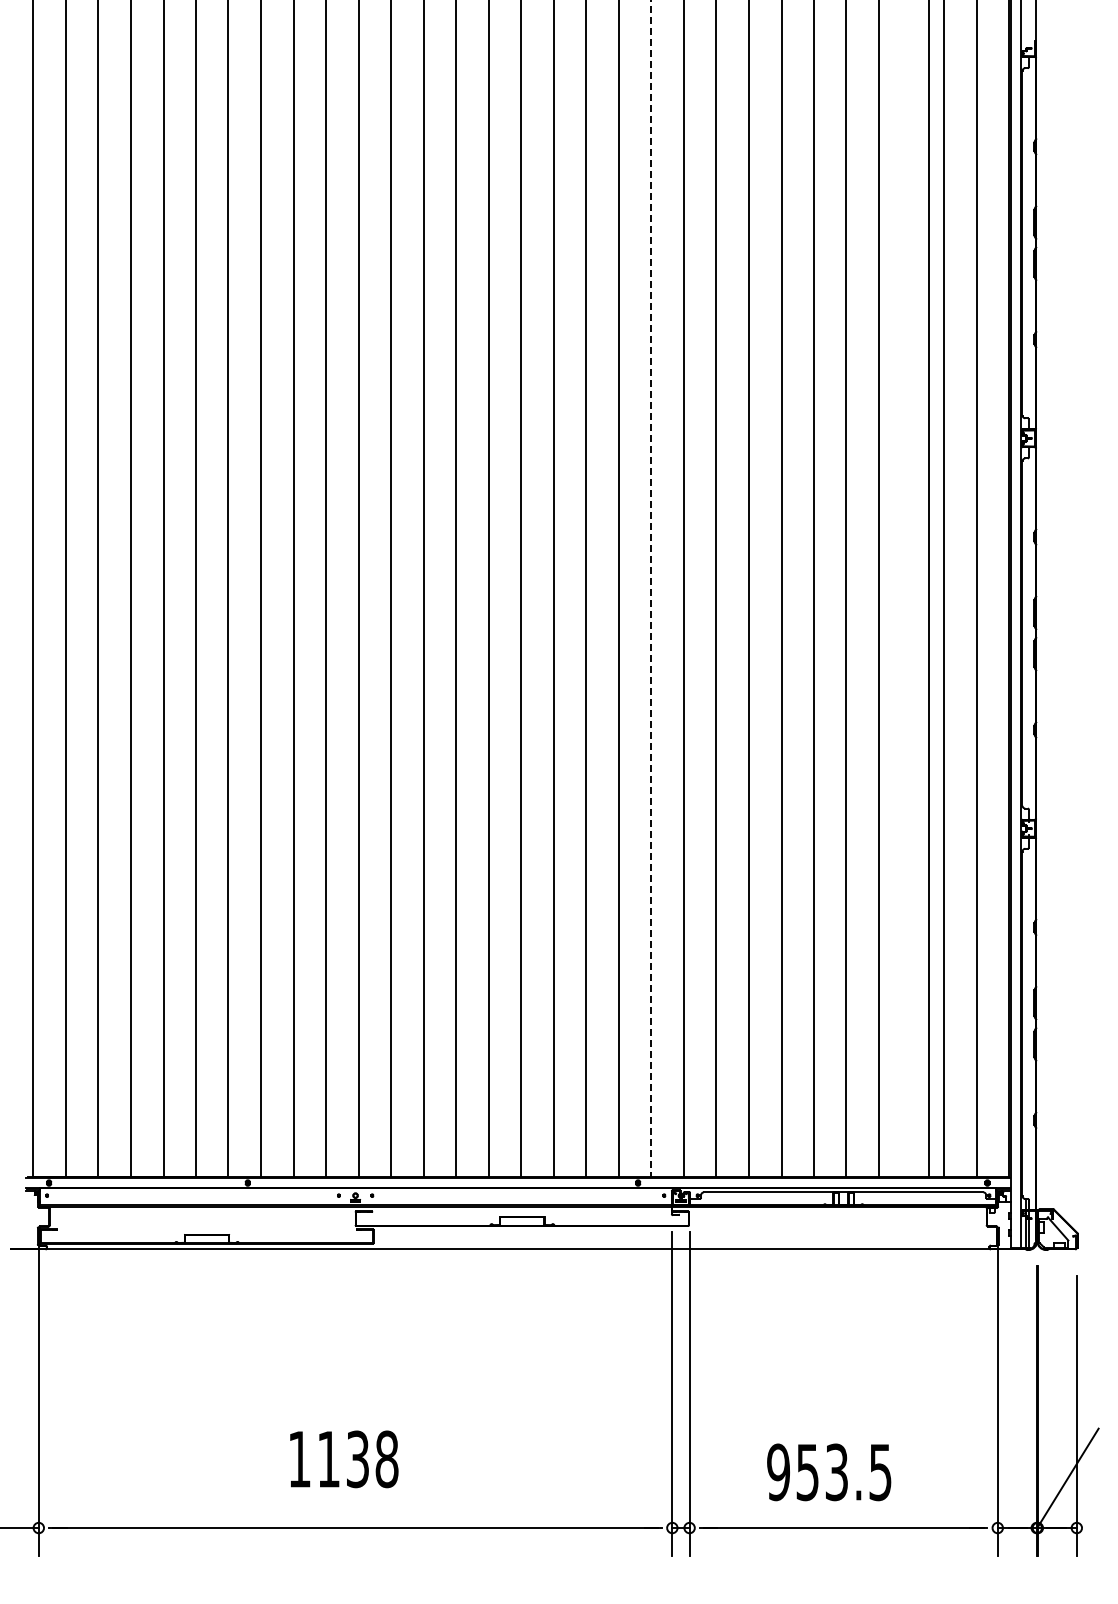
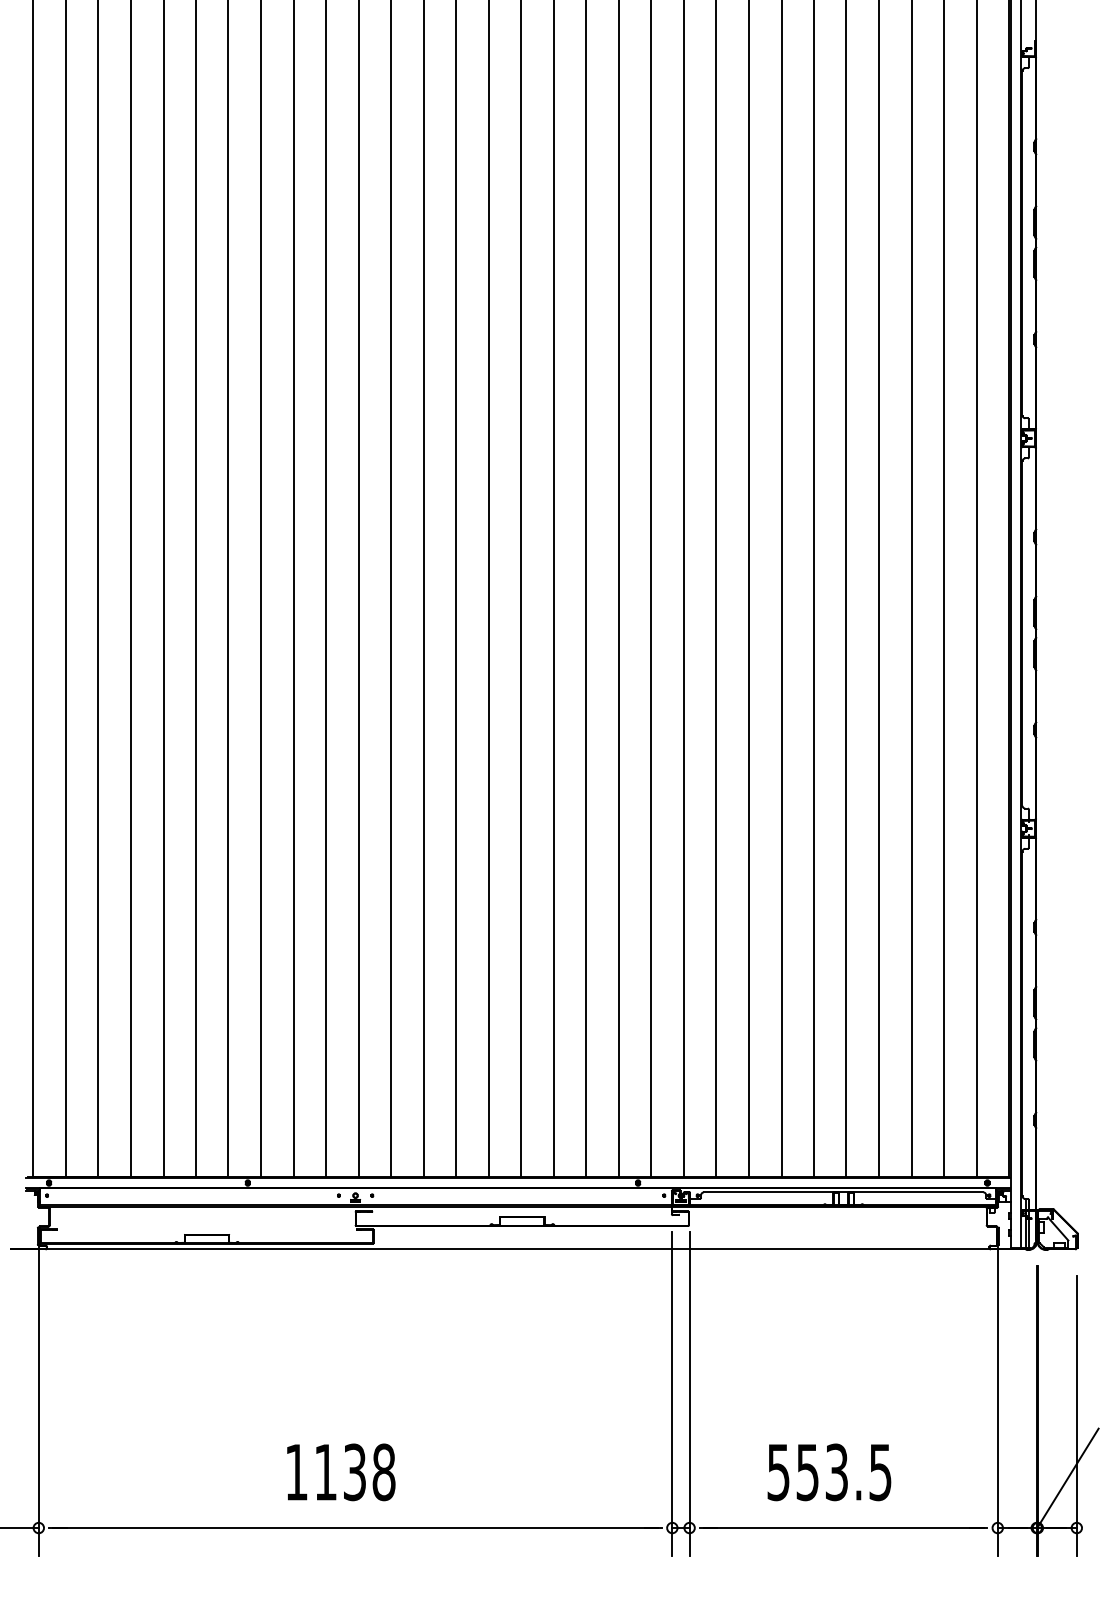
line: dashed -> solid (651, 589)
line position: (928, 589) -> (911, 589) (911, 589)
text position: (344, 1459) -> (341, 1472) (341, 1472)
text: 953.5 -> 553.5 (778, 1471)
